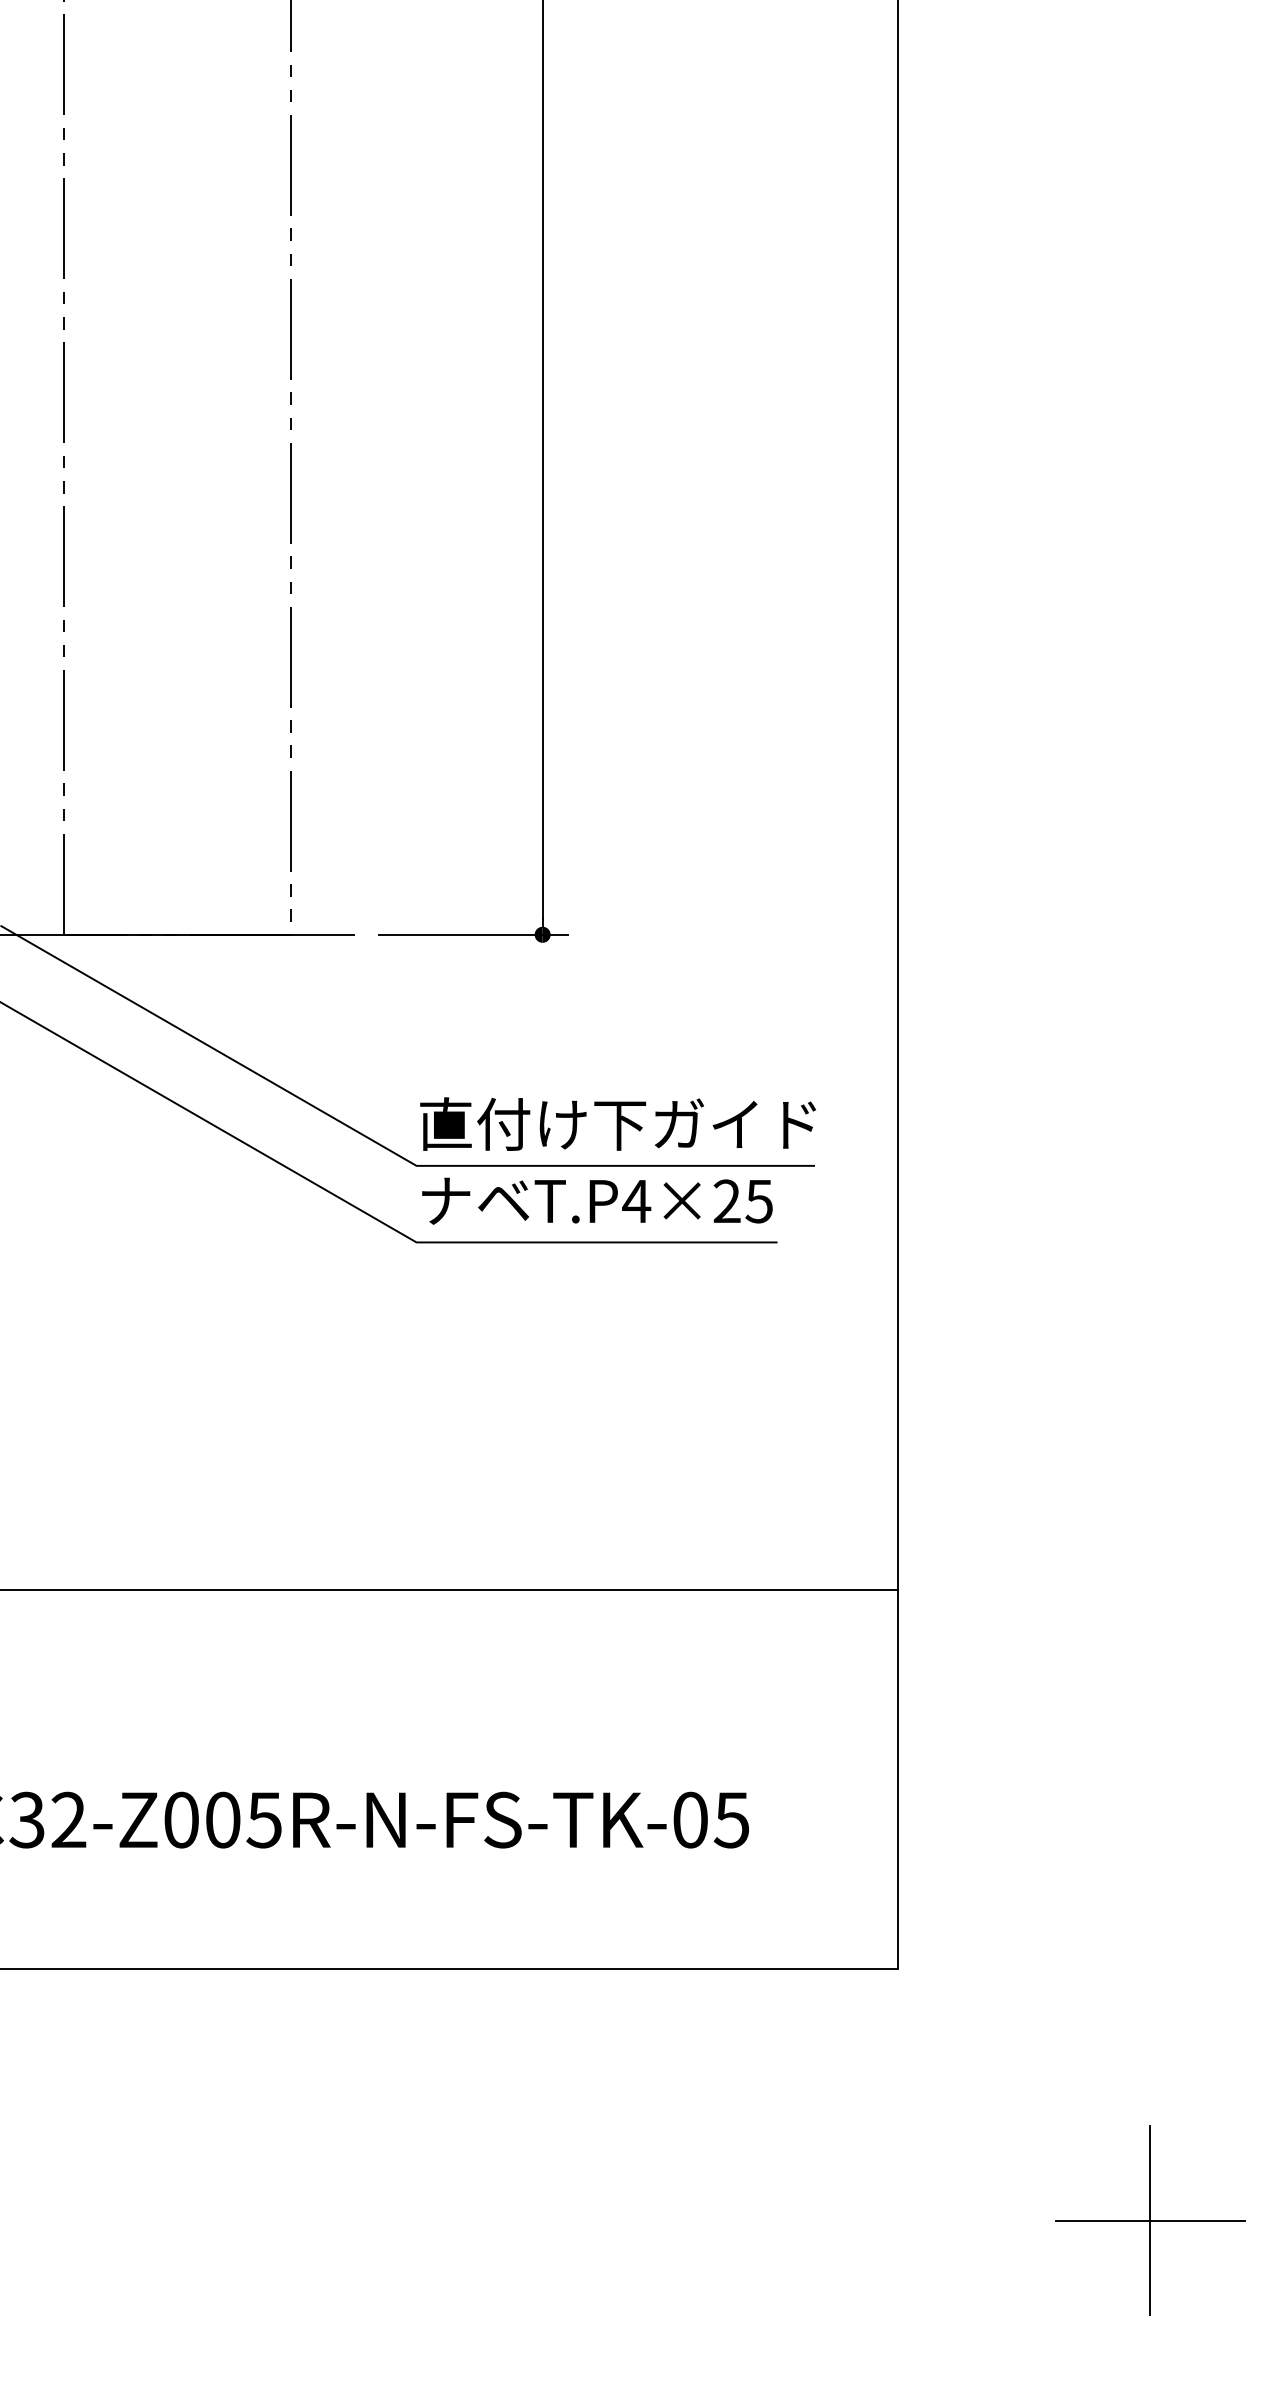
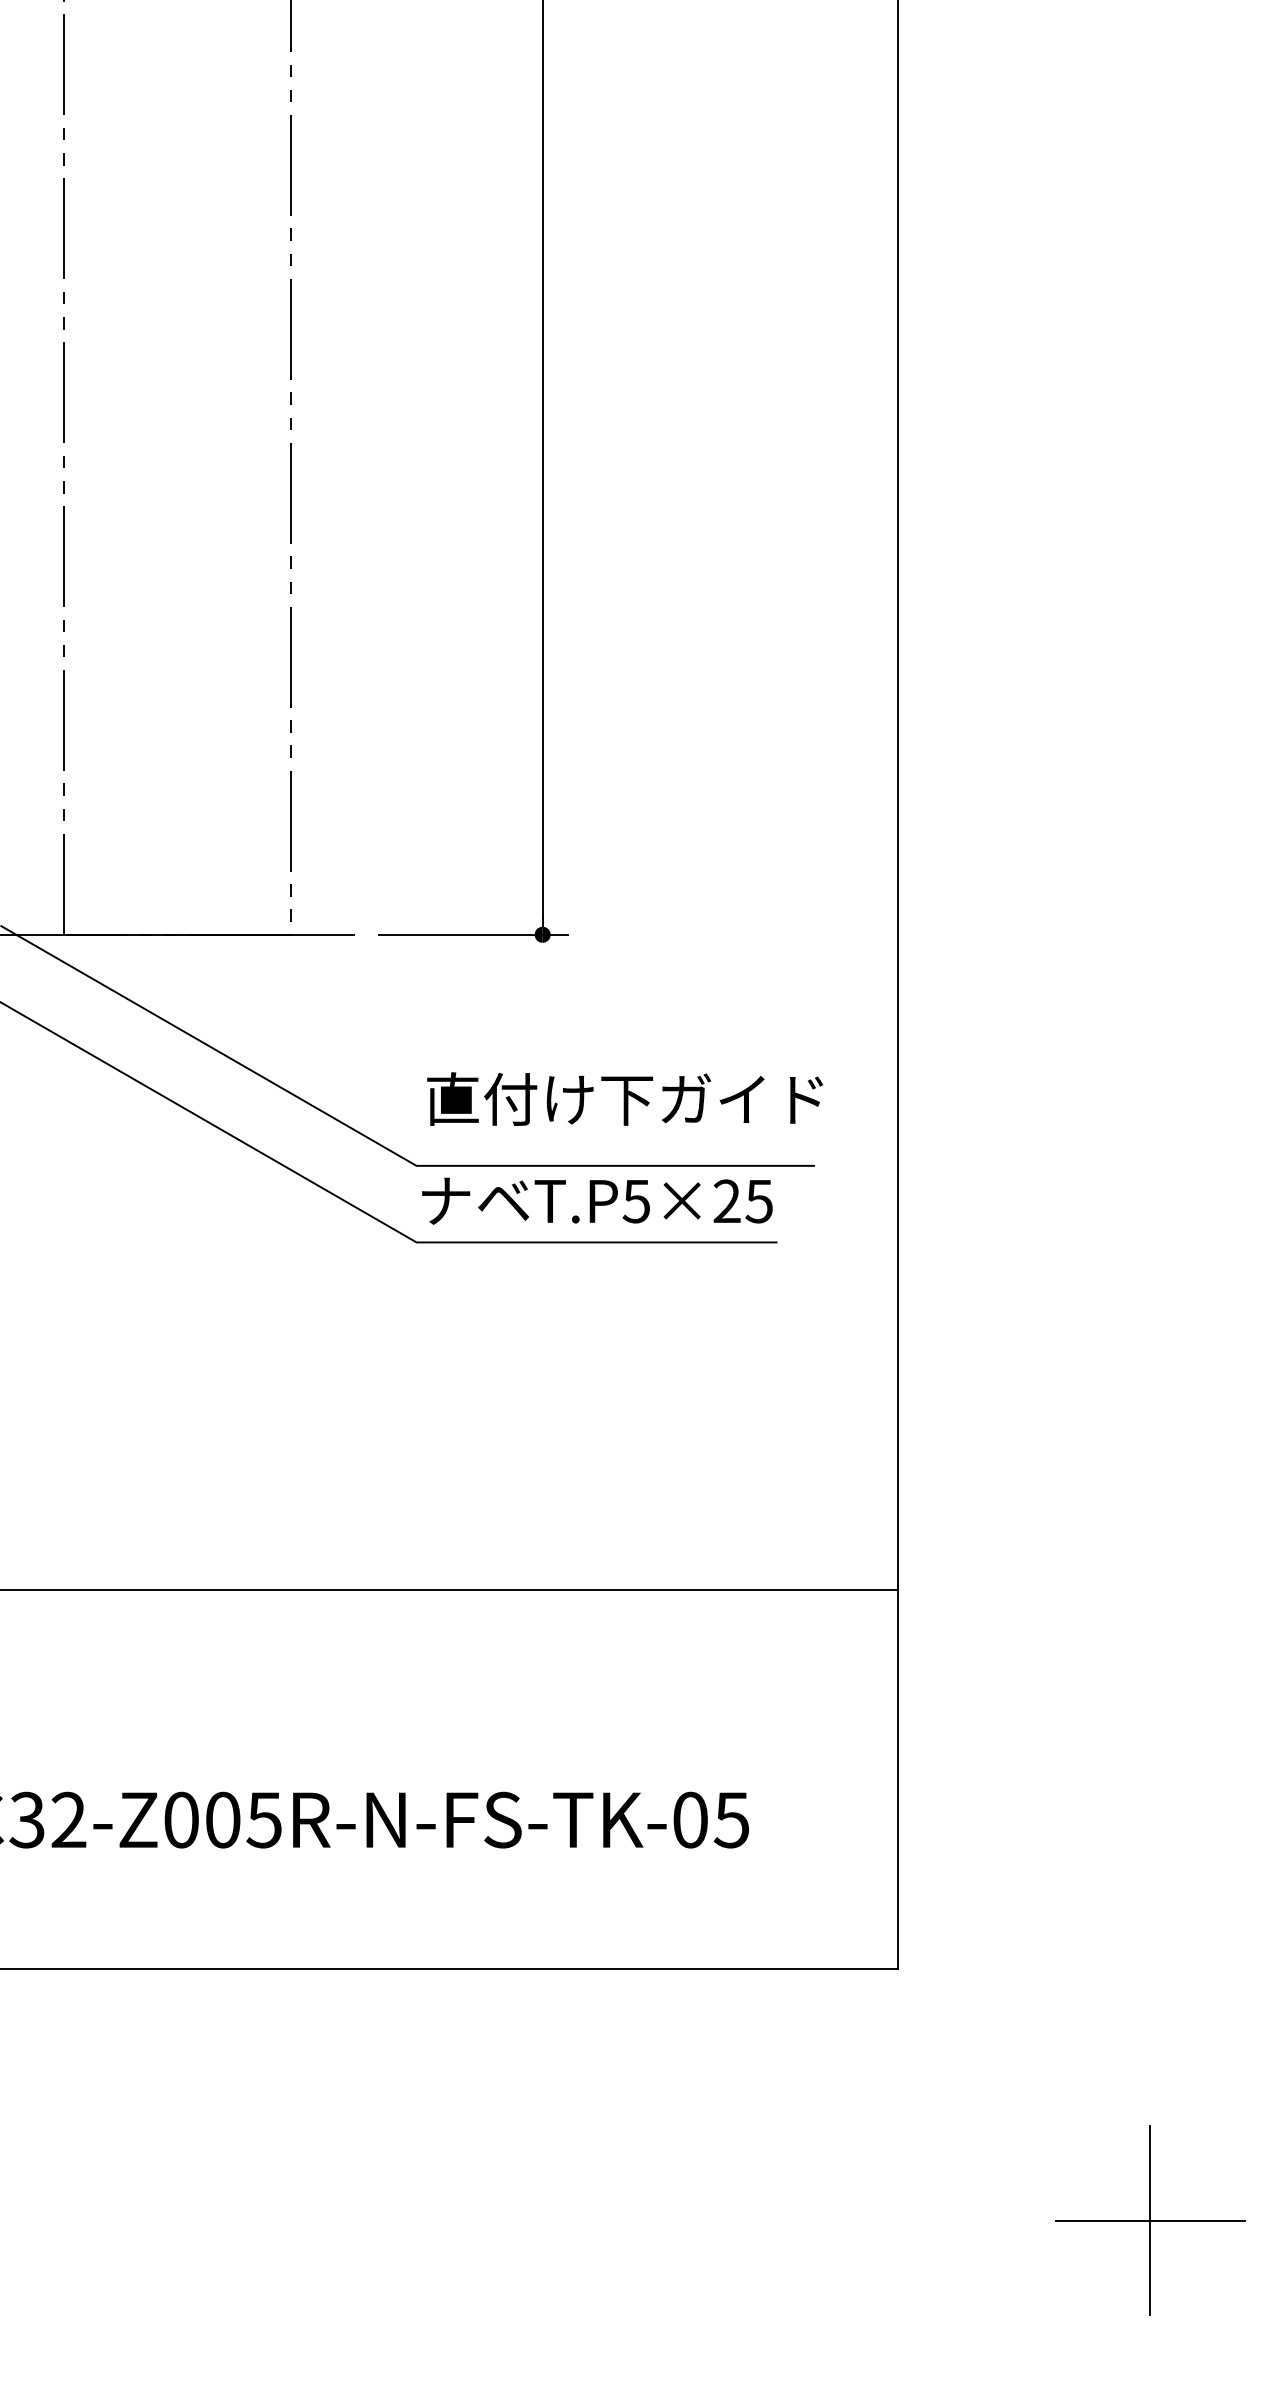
text position: (617, 1123) -> (624, 1098) (624, 1098)
text: T.P4×25 -> T.P5×25 (636, 1201)
